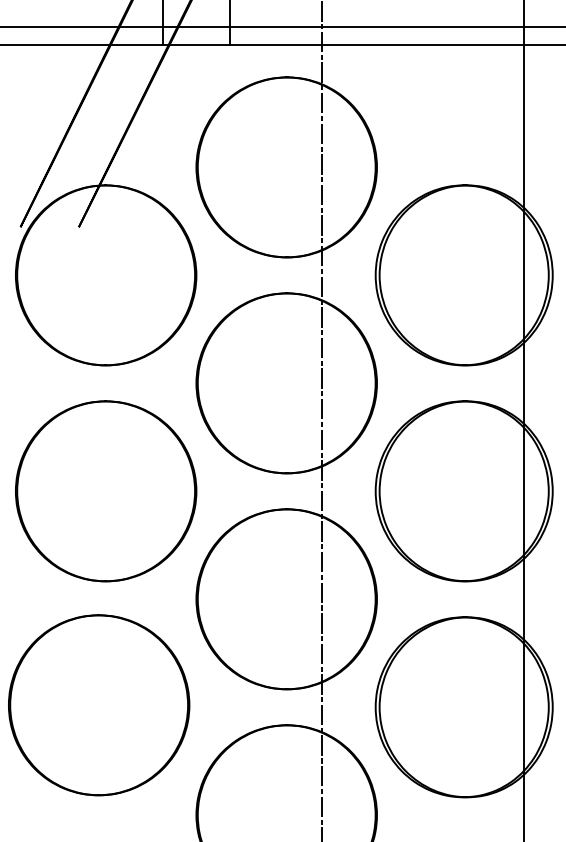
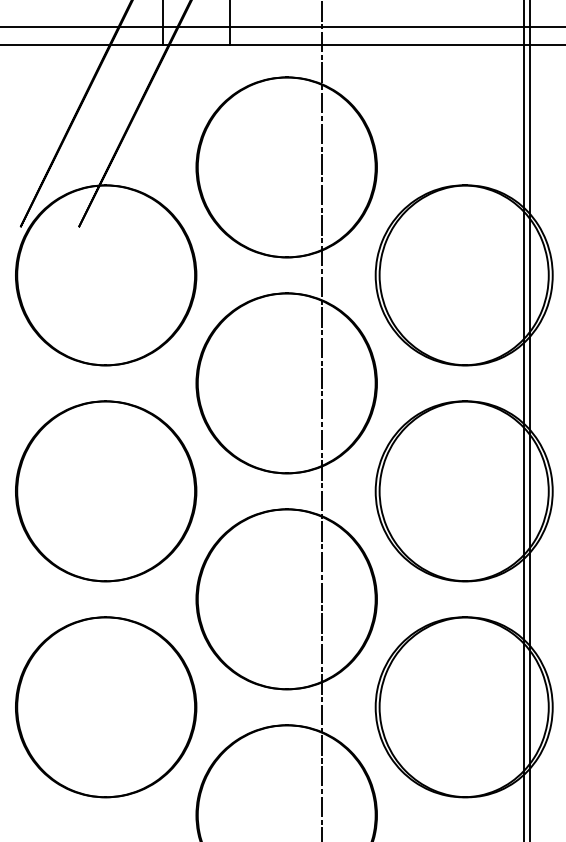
line: none -> present (530, 420)
part position: (99, 705) -> (106, 707) (106, 707)
